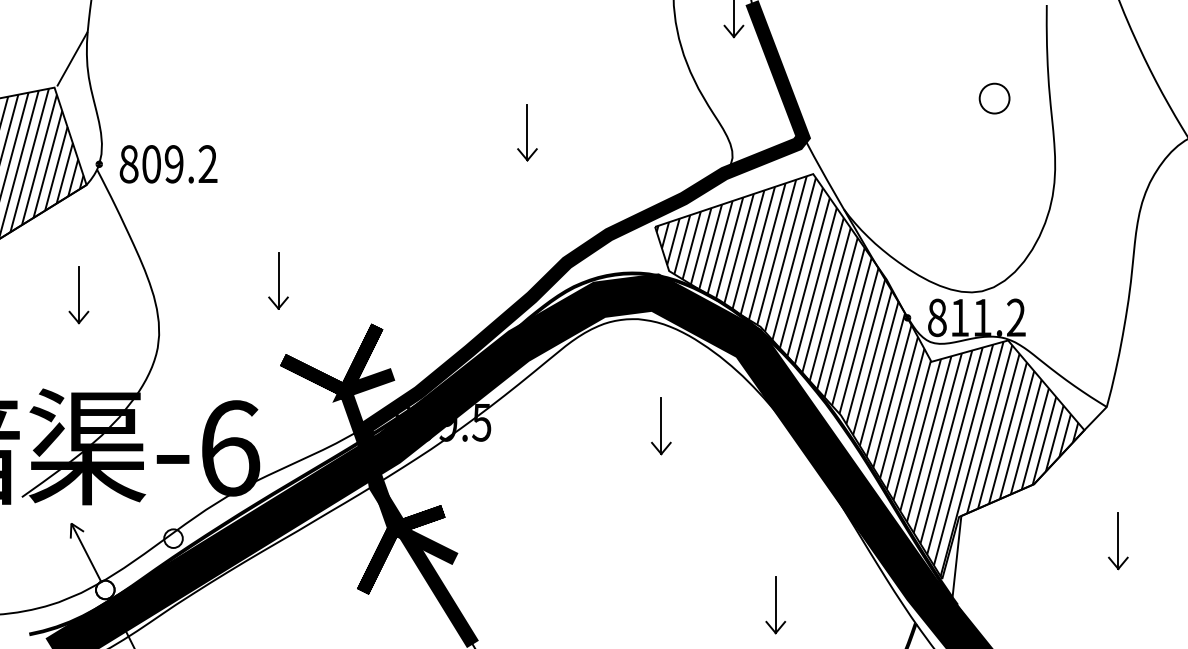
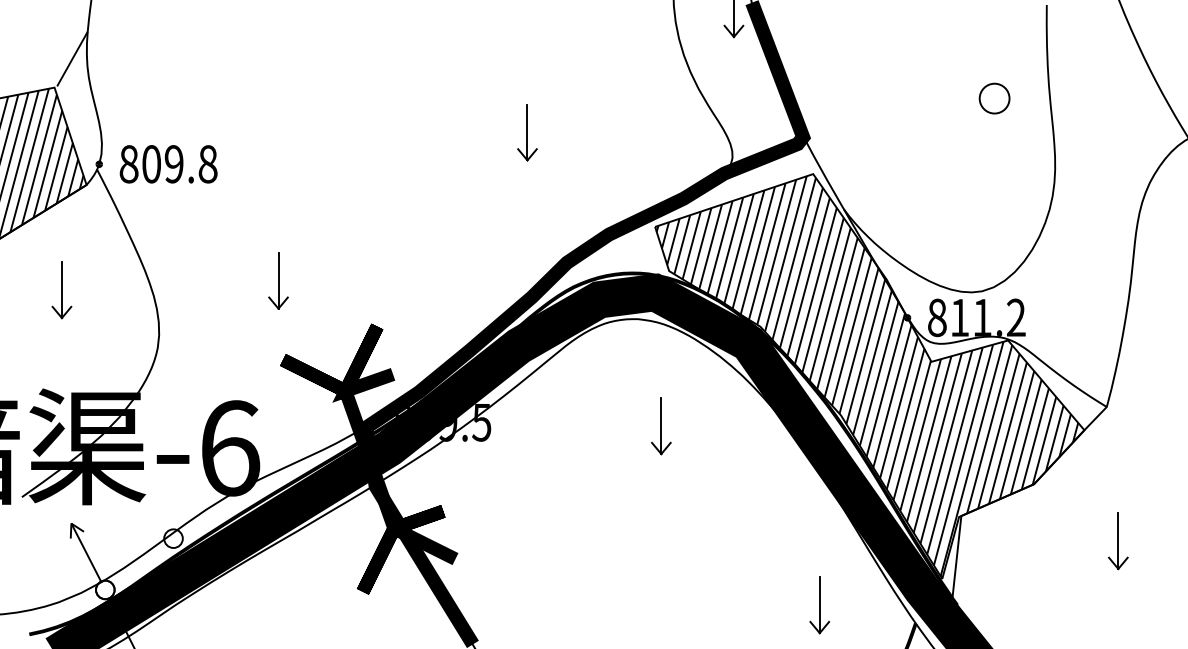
text: 809.2 -> 809.8 (207, 164)
part position: (78, 295) -> (61, 290) (61, 290)
part position: (775, 605) -> (819, 605) (819, 605)
